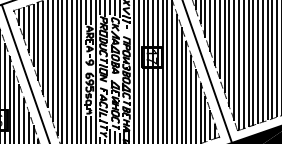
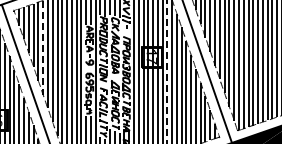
line: solid -> dashed (43, 48)
line: solid -> dashed (167, 72)
